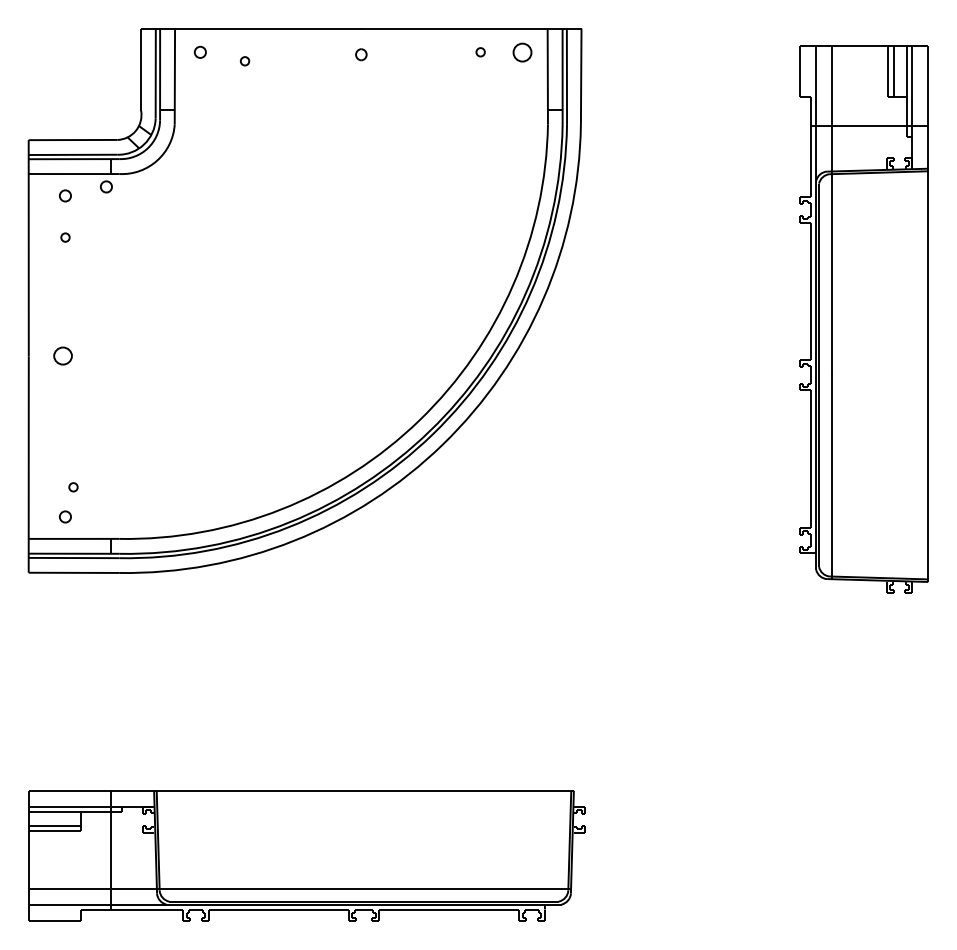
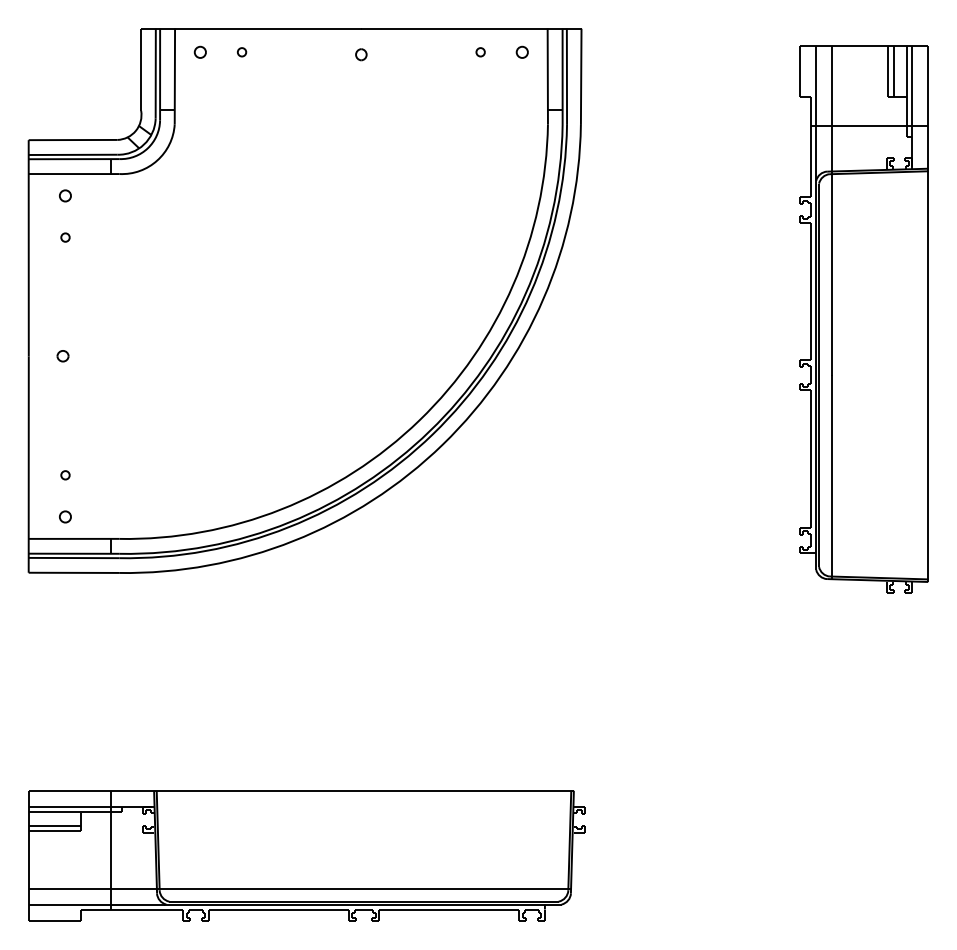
part size: 21x21 px -> 14x14 px (521, 51)
part position: (244, 61) -> (241, 52) (241, 52)
part: present -> none (106, 186)
part size: 20x20 px -> 14x13 px (62, 356)
part position: (73, 487) -> (65, 475) (65, 475)
